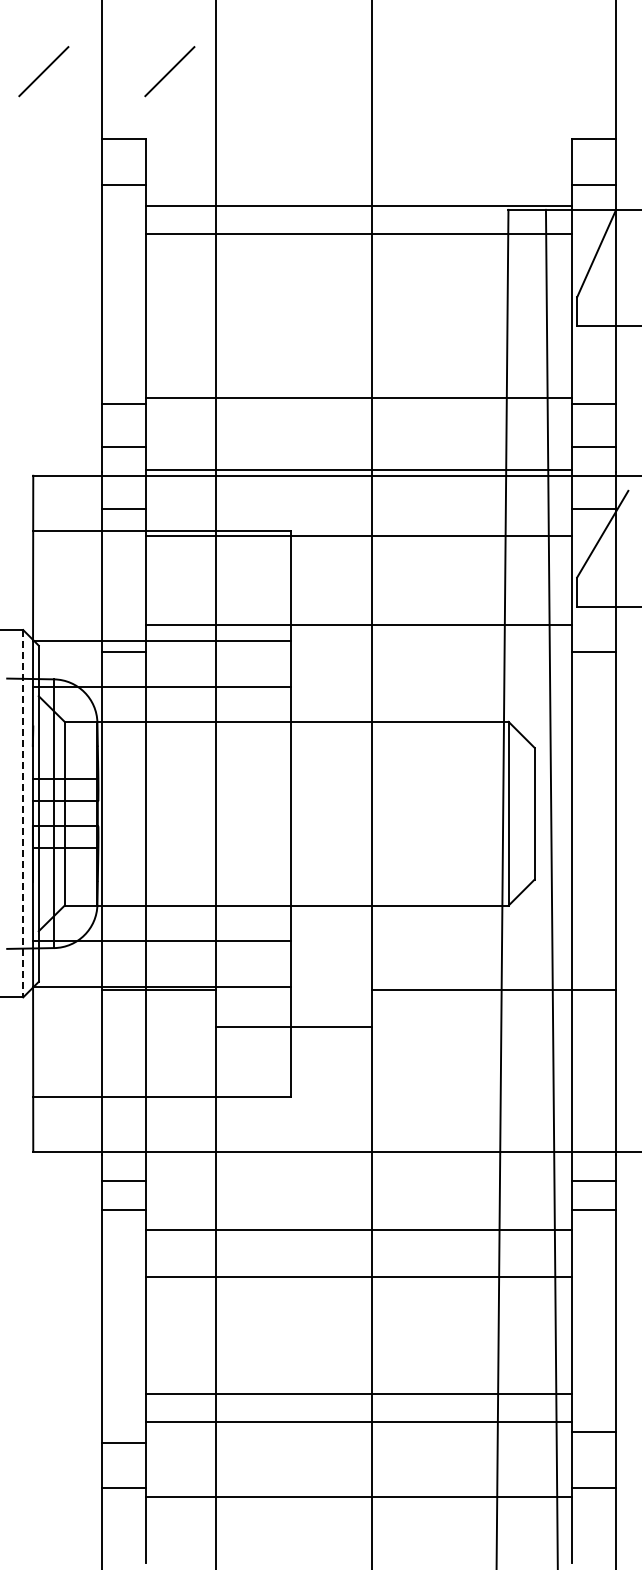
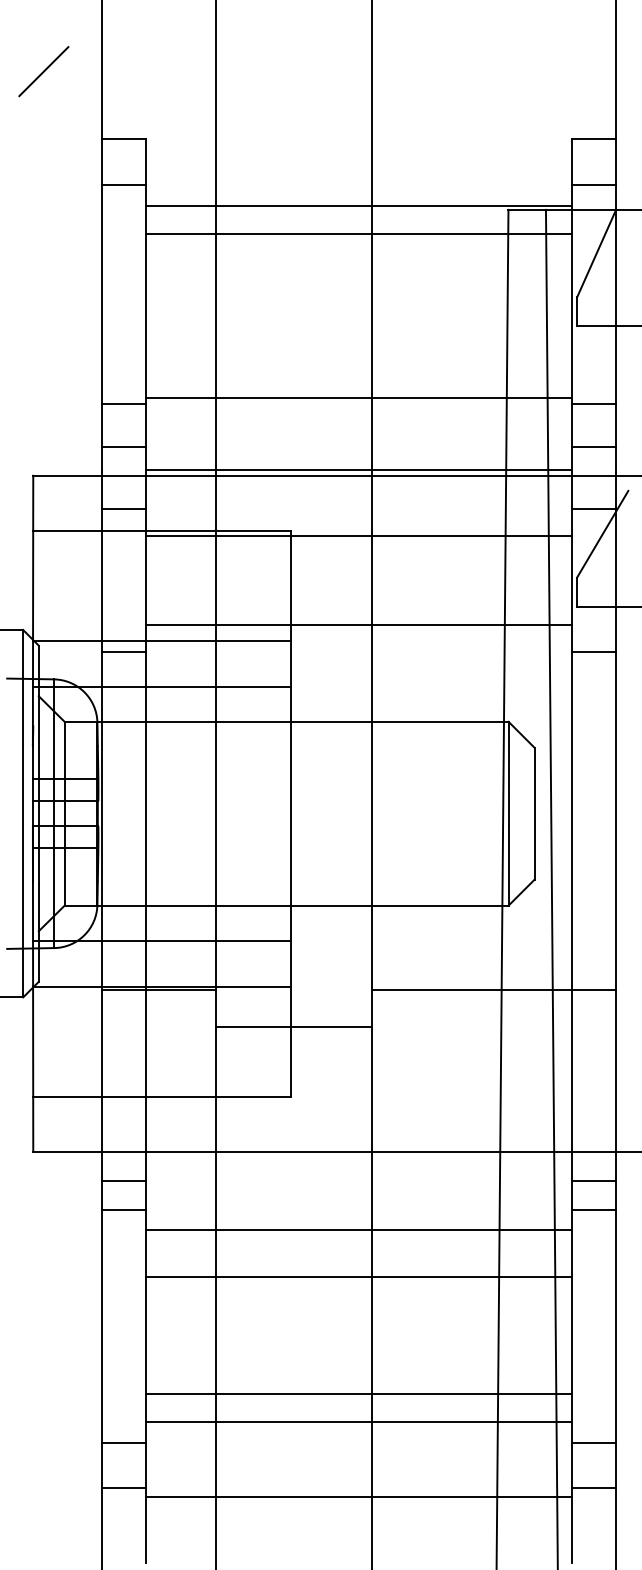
line: present -> none (169, 71)
line: dashed -> solid (23, 813)
line position: (594, 1431) -> (594, 1442) (594, 1442)
